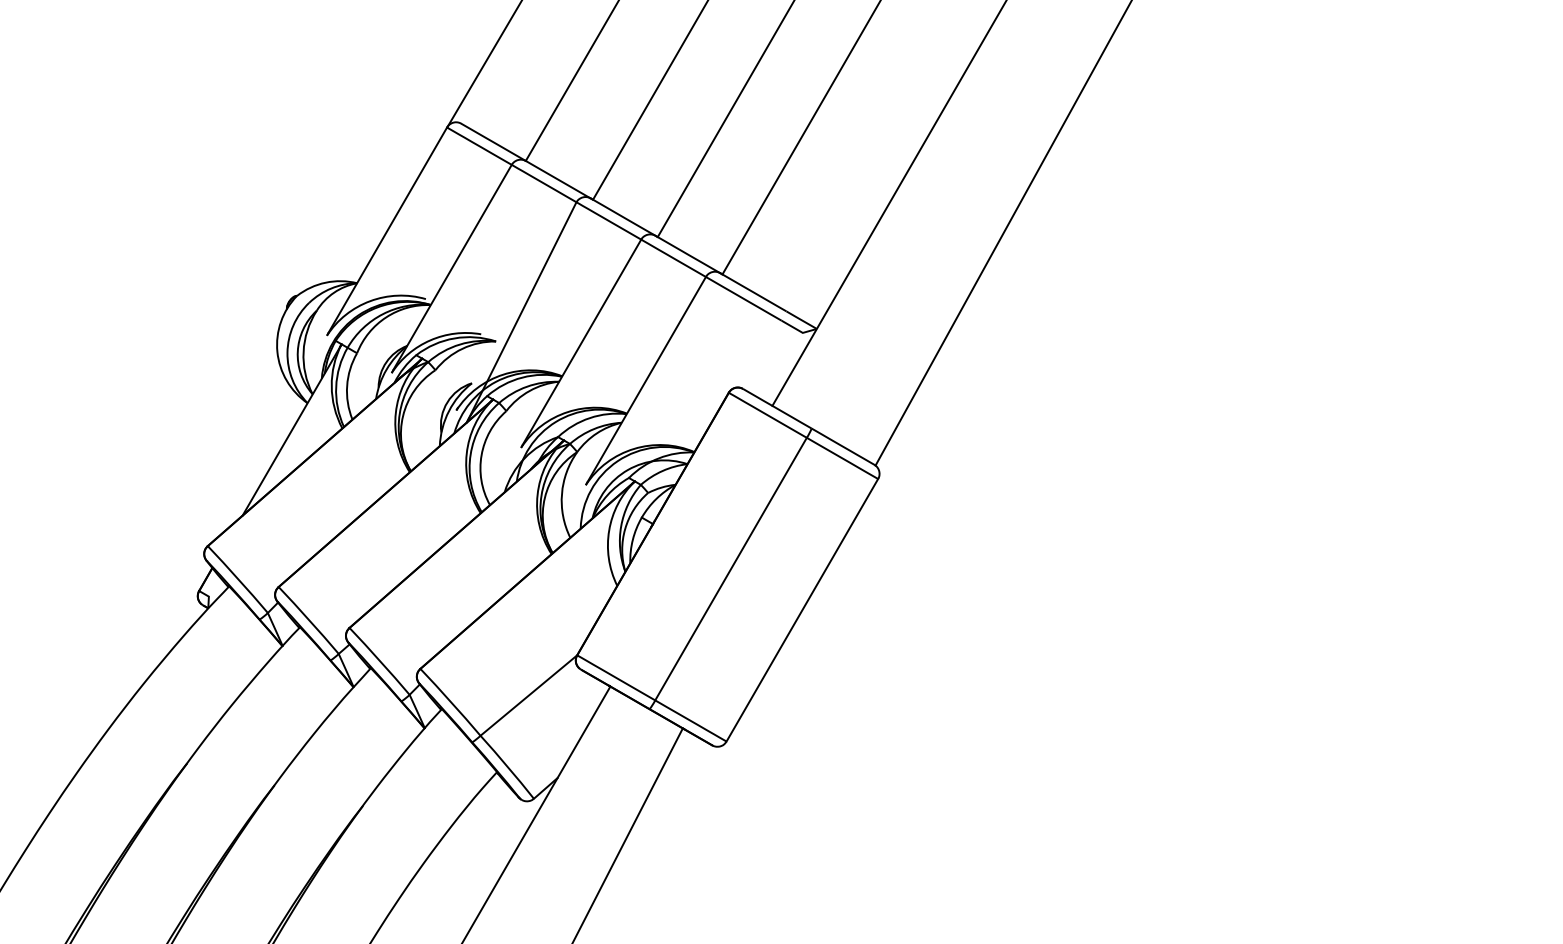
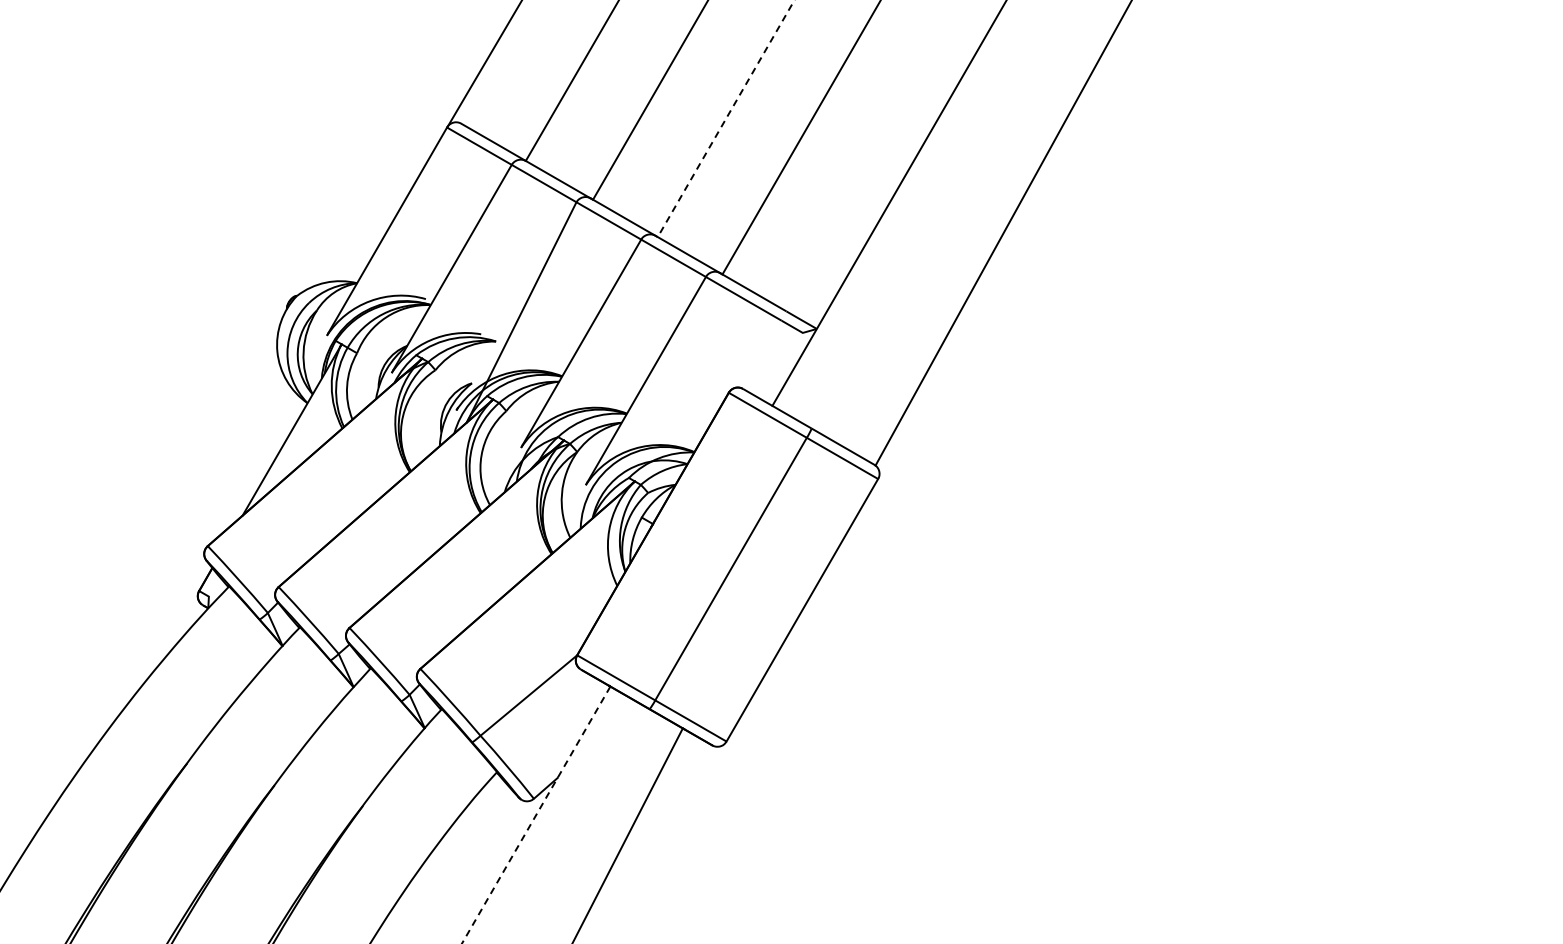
line: solid -> dashed (725, 119)
line: solid -> dashed (535, 815)
